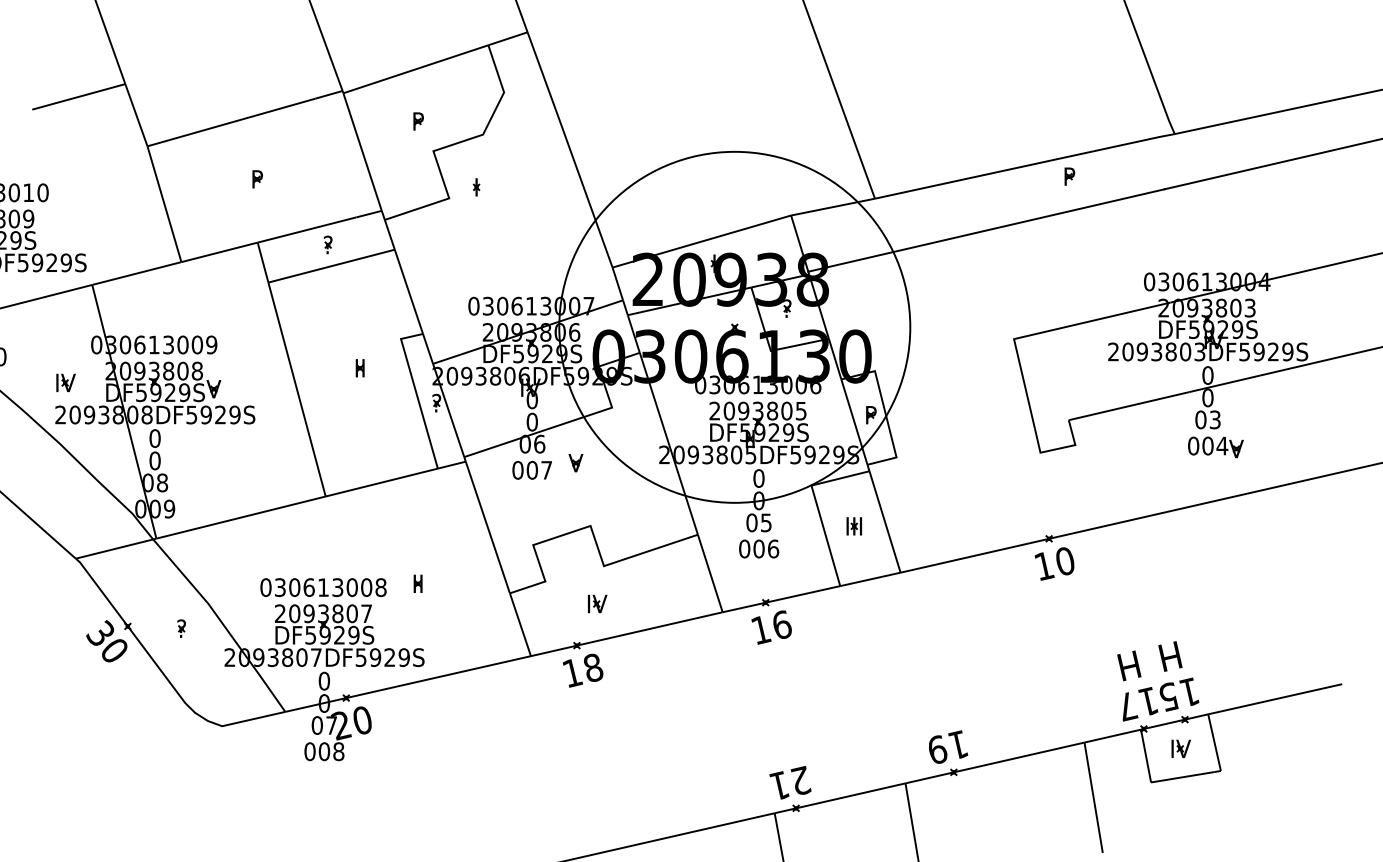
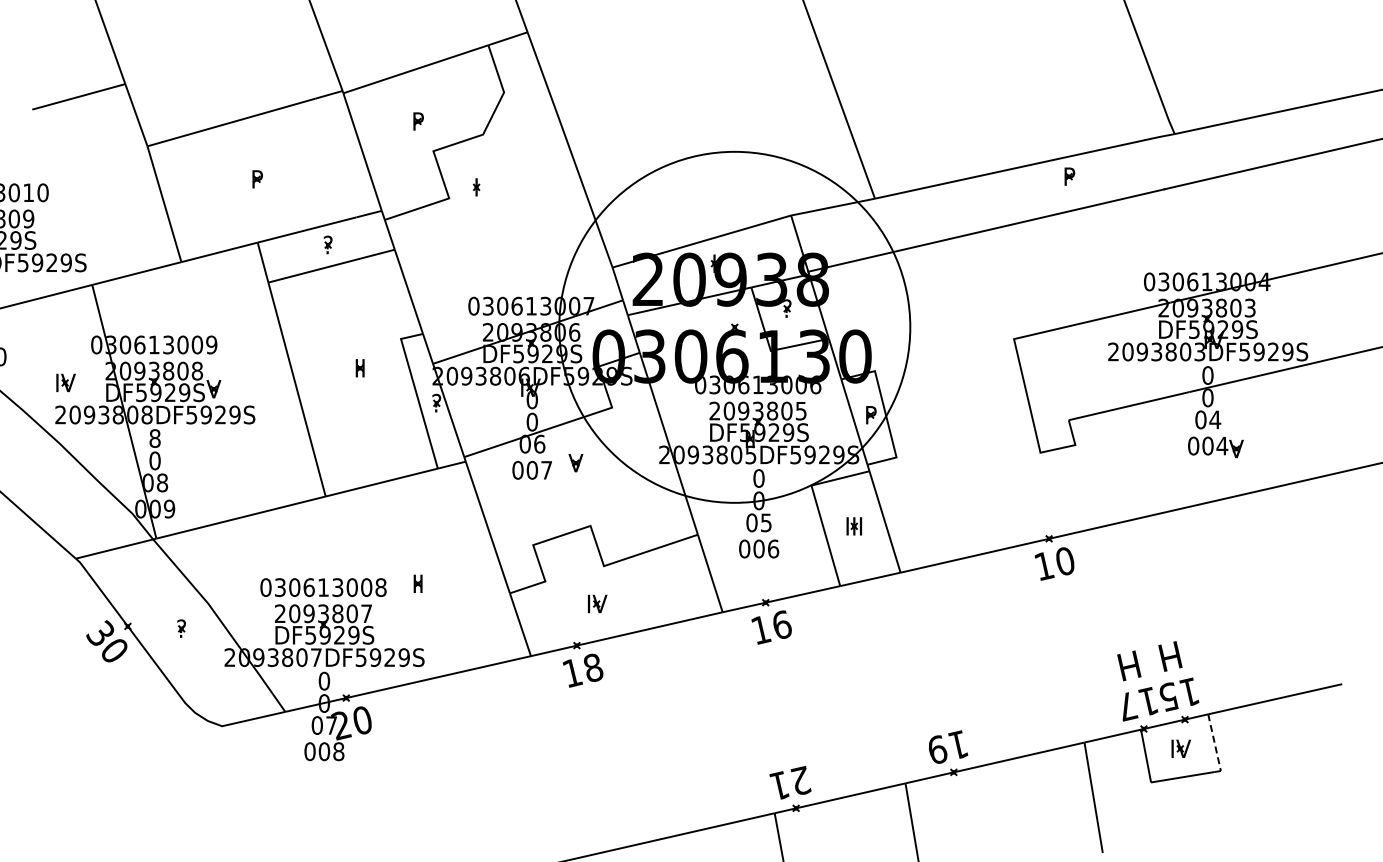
text: 03 -> 04 (1215, 419)
text: 0 -> 8 (154, 438)
line: solid -> dashed (1214, 743)
